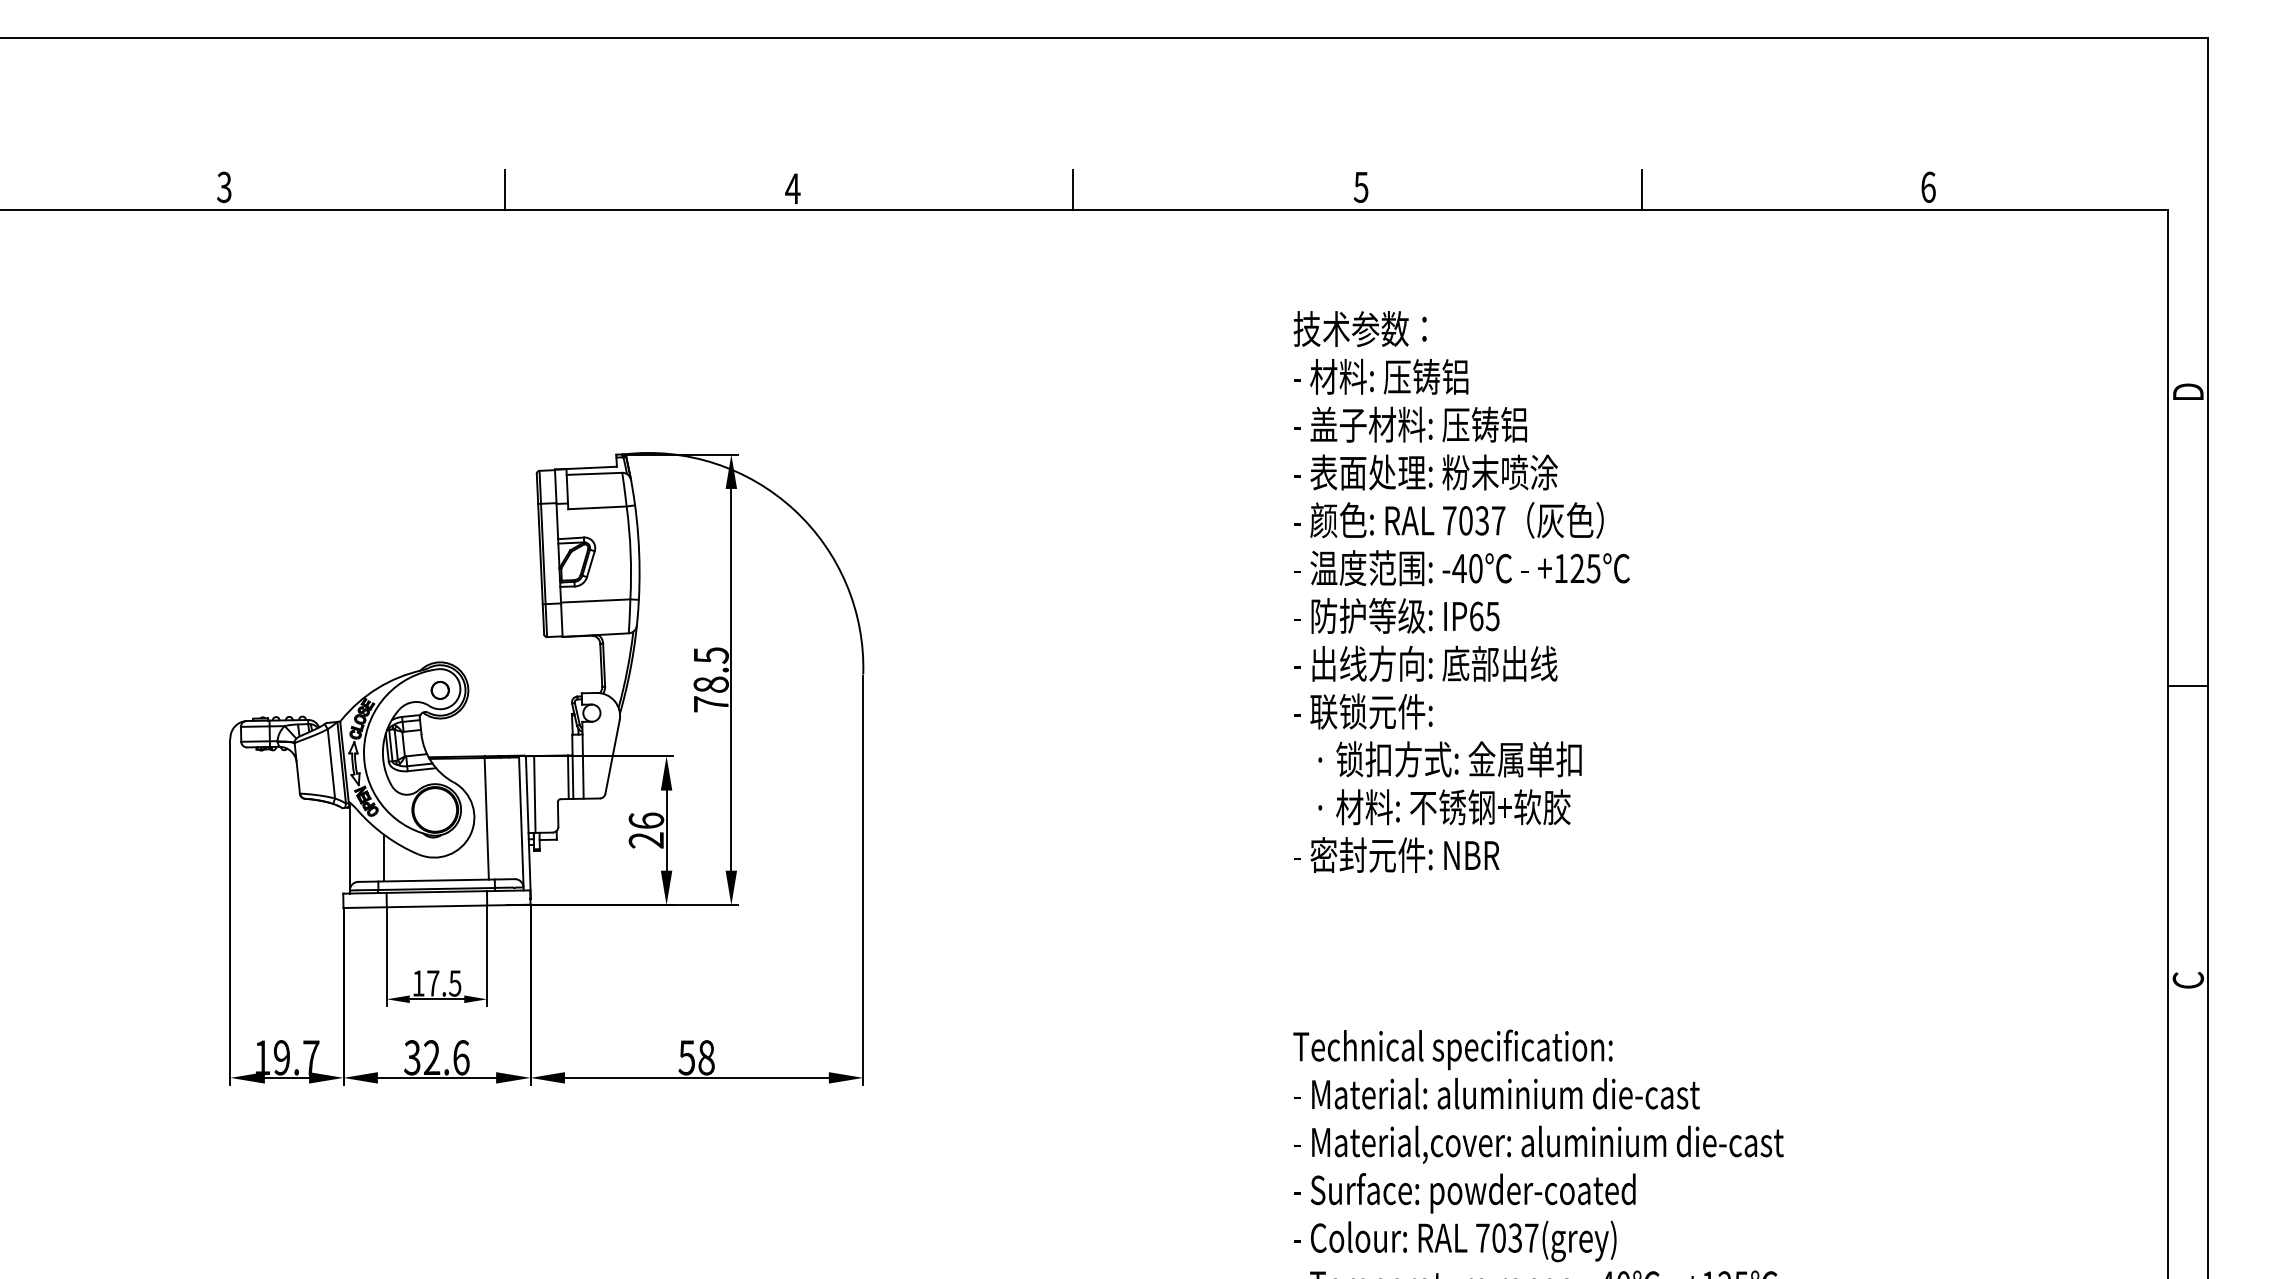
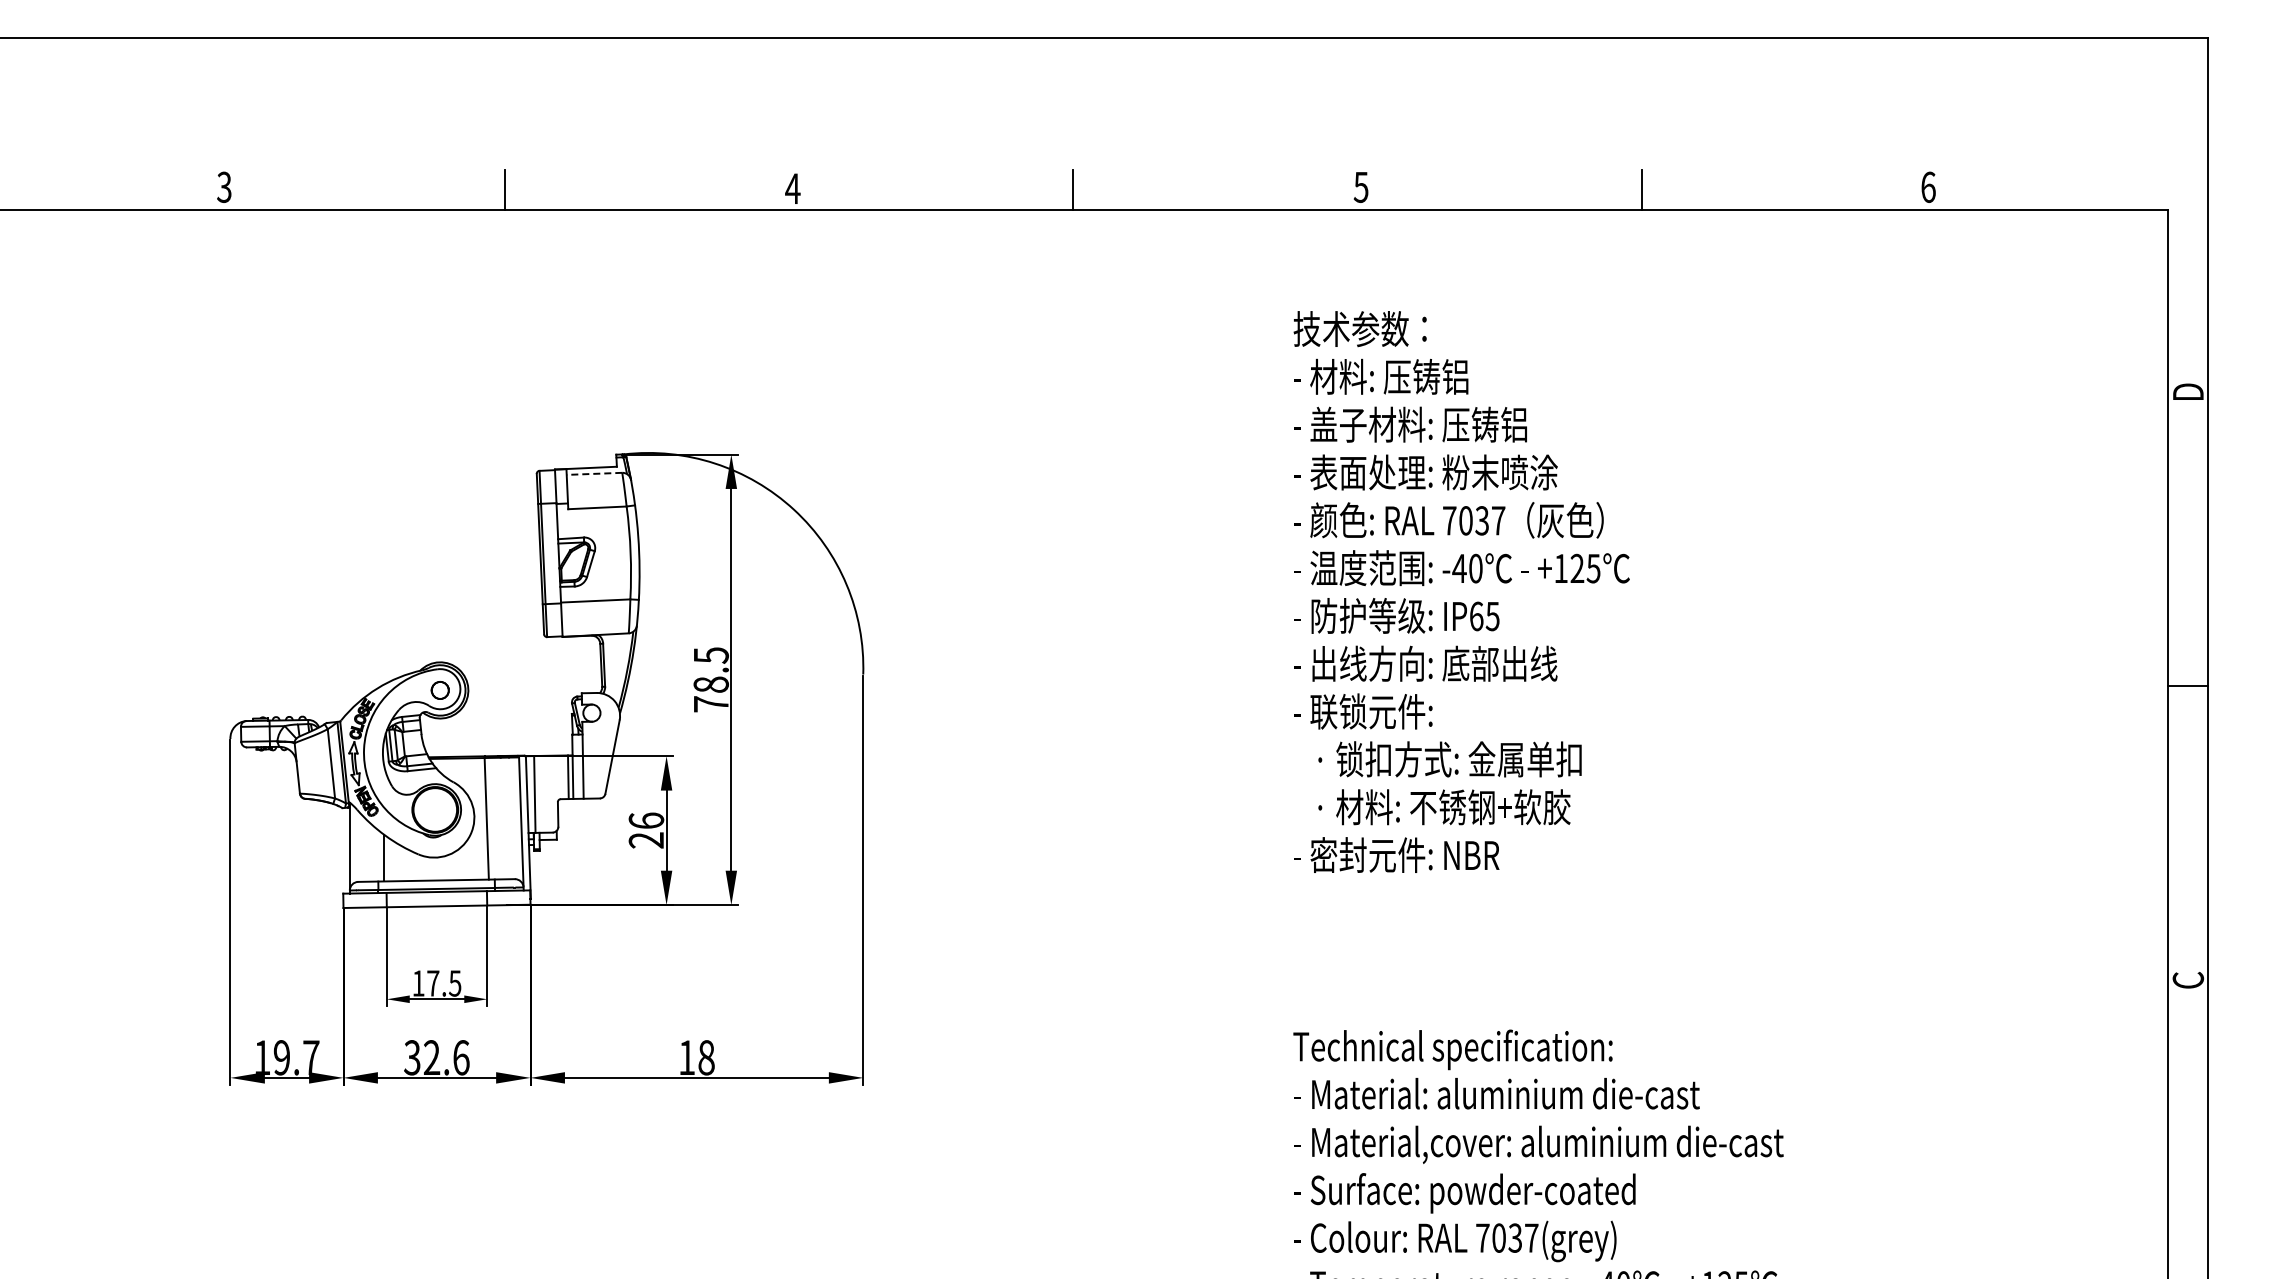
line: solid -> dashed (594, 473)
text: 58 -> 18 (686, 1057)
